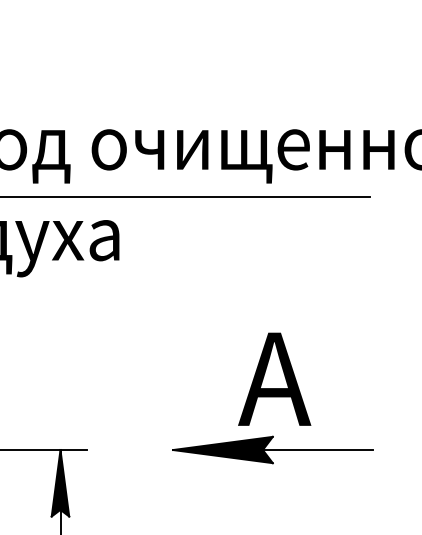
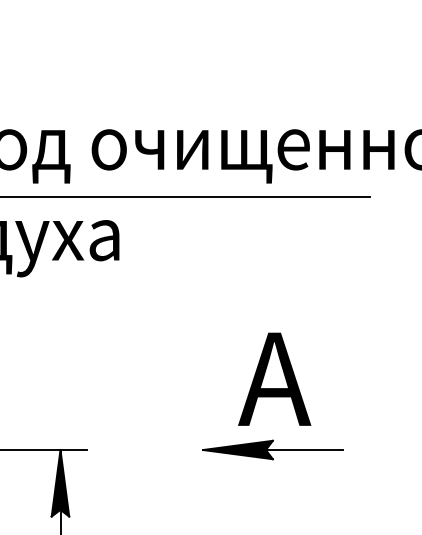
part size: 202x30 px -> 142x22 px (272, 449)
